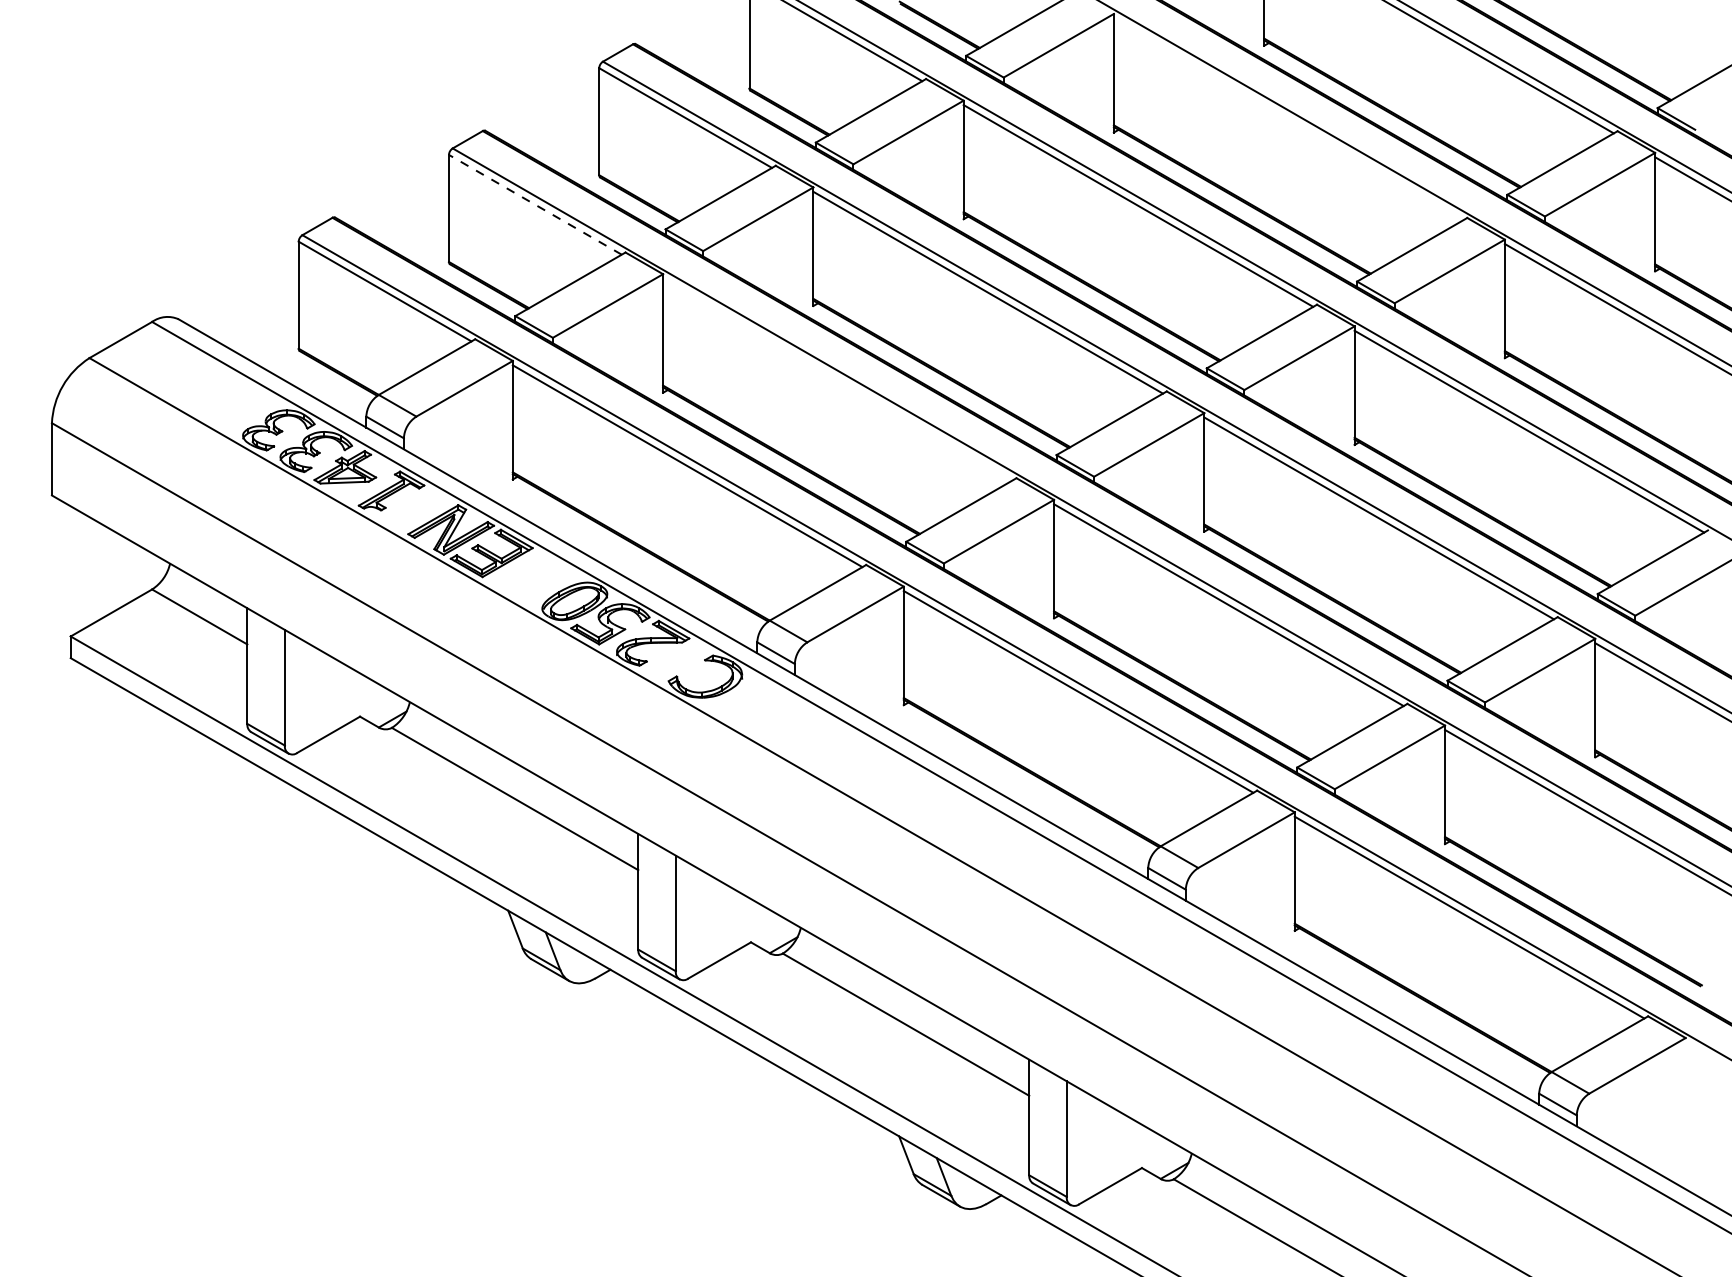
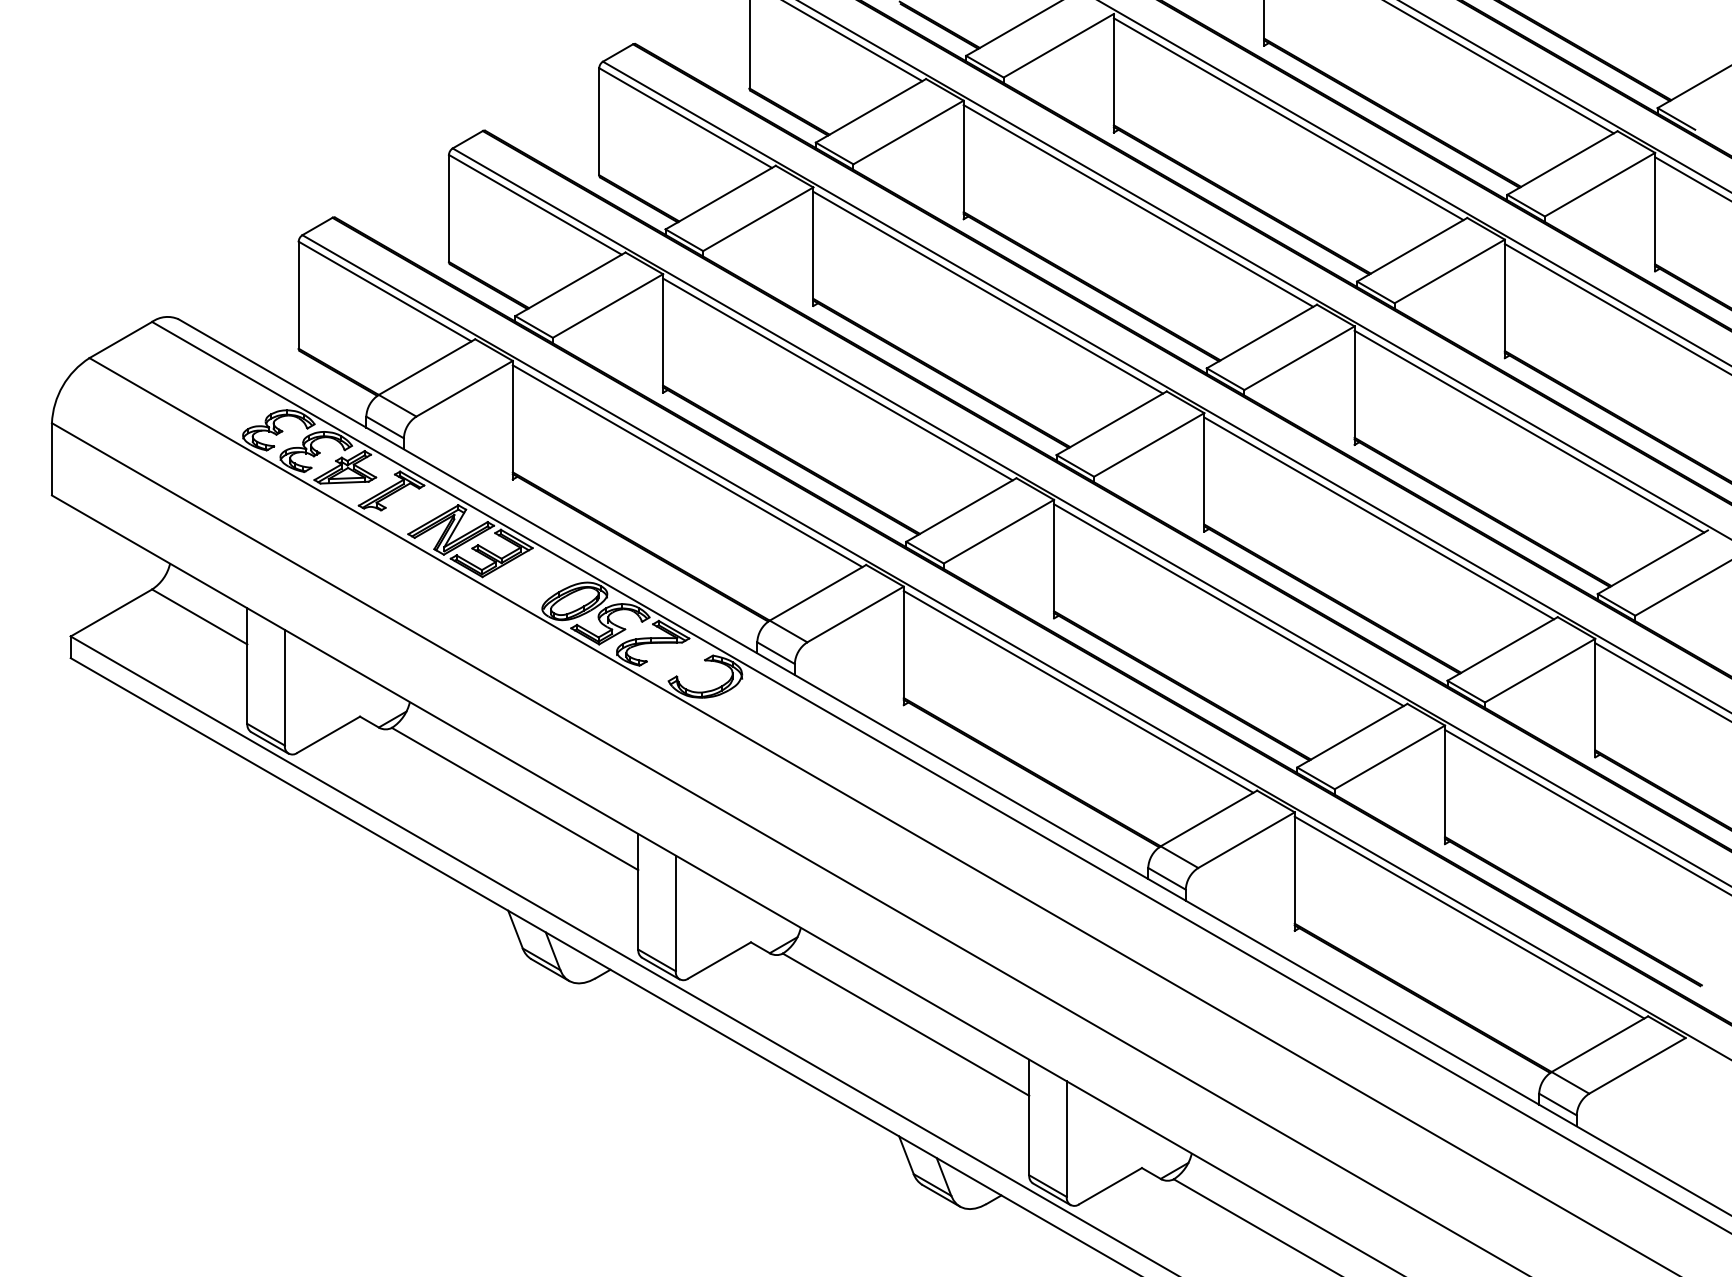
line: none -> present (1288, 119)
line: dashed -> solid (535, 204)
line: none -> present (837, 379)
